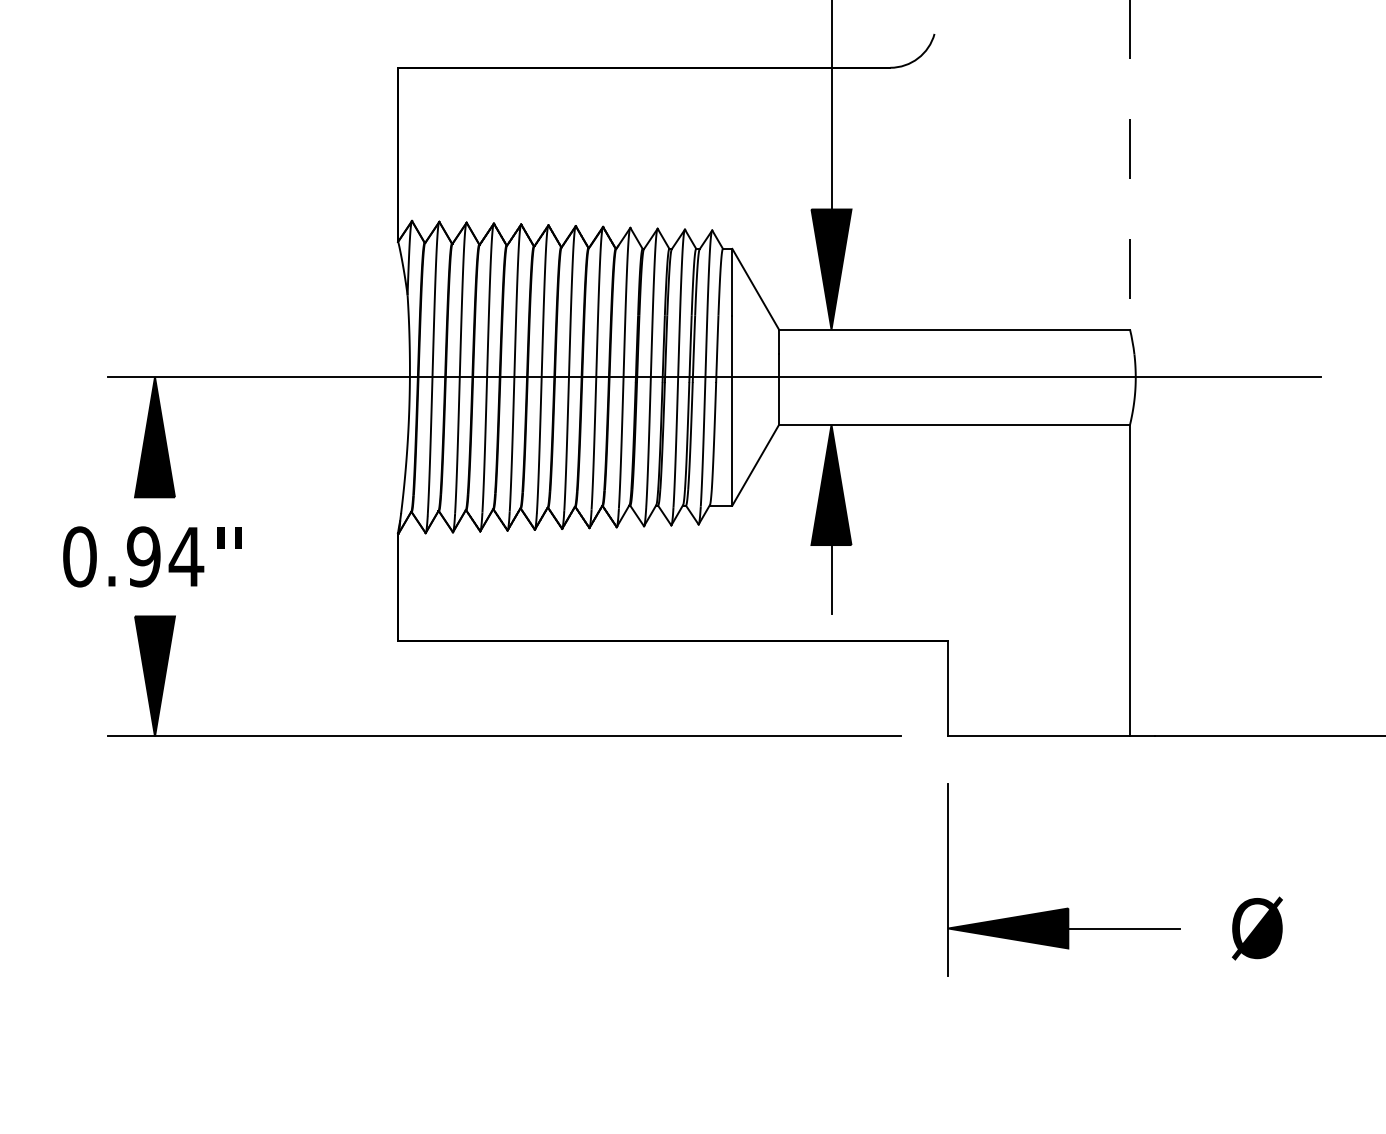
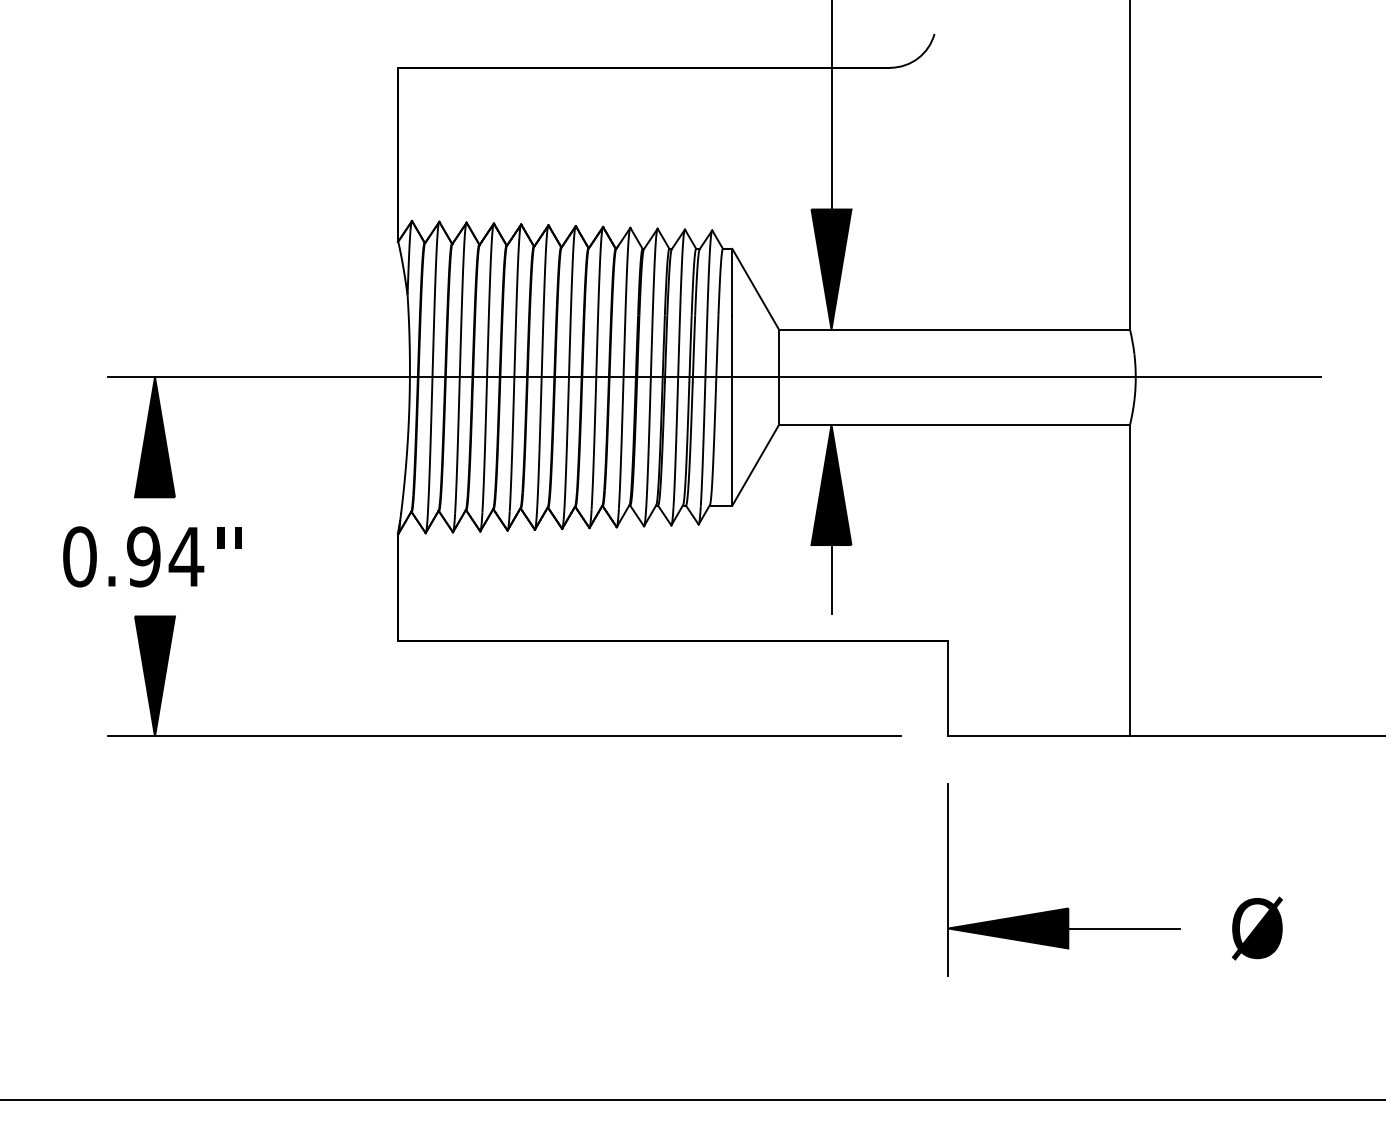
line: dashed -> solid (1130, 165)
line: none -> present (692, 1100)
